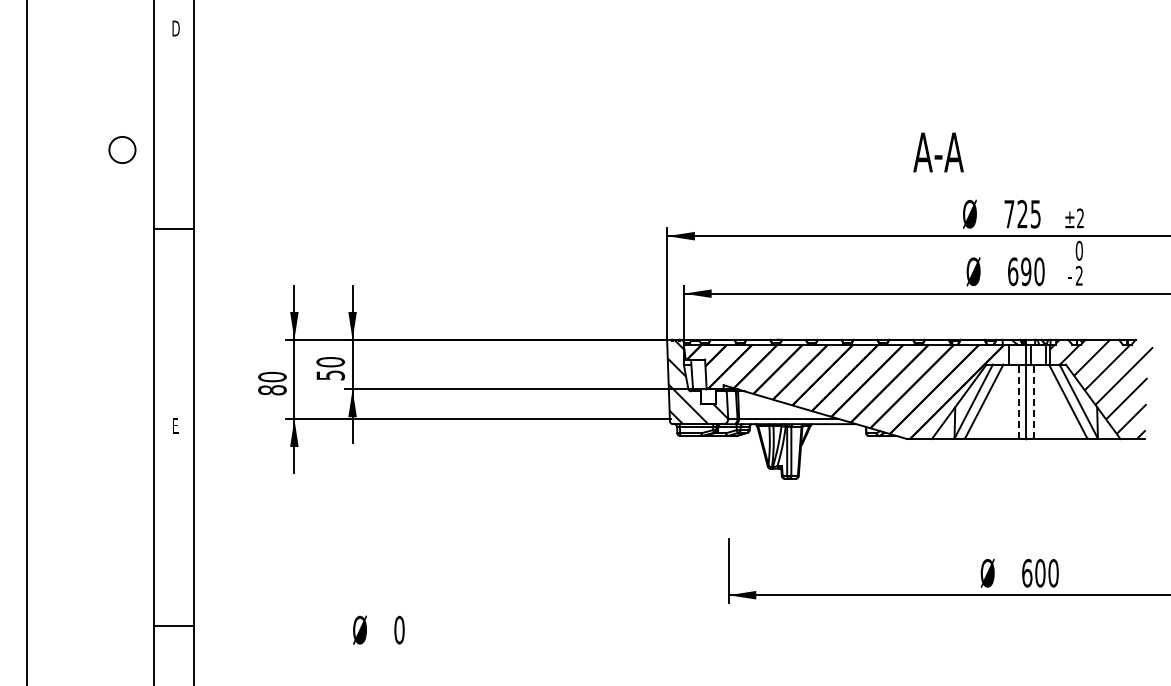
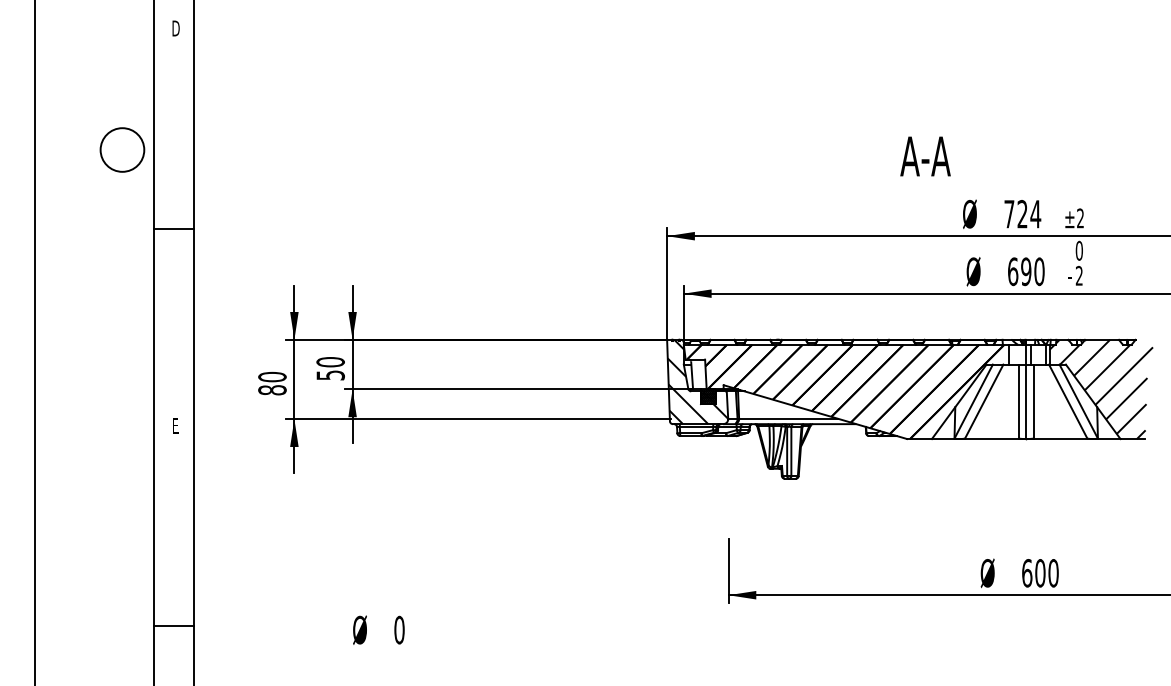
circle diameter: 26 px -> 44 px (122, 149)
text position: (938, 152) -> (925, 156) (925, 156)
text: 725 -> 724 (1035, 214)
line position: (27, 342) -> (35, 342) (35, 342)
hatch: none -> present (707, 396)
line: dashed -> solid (1018, 401)
line: dashed -> solid (1033, 401)
